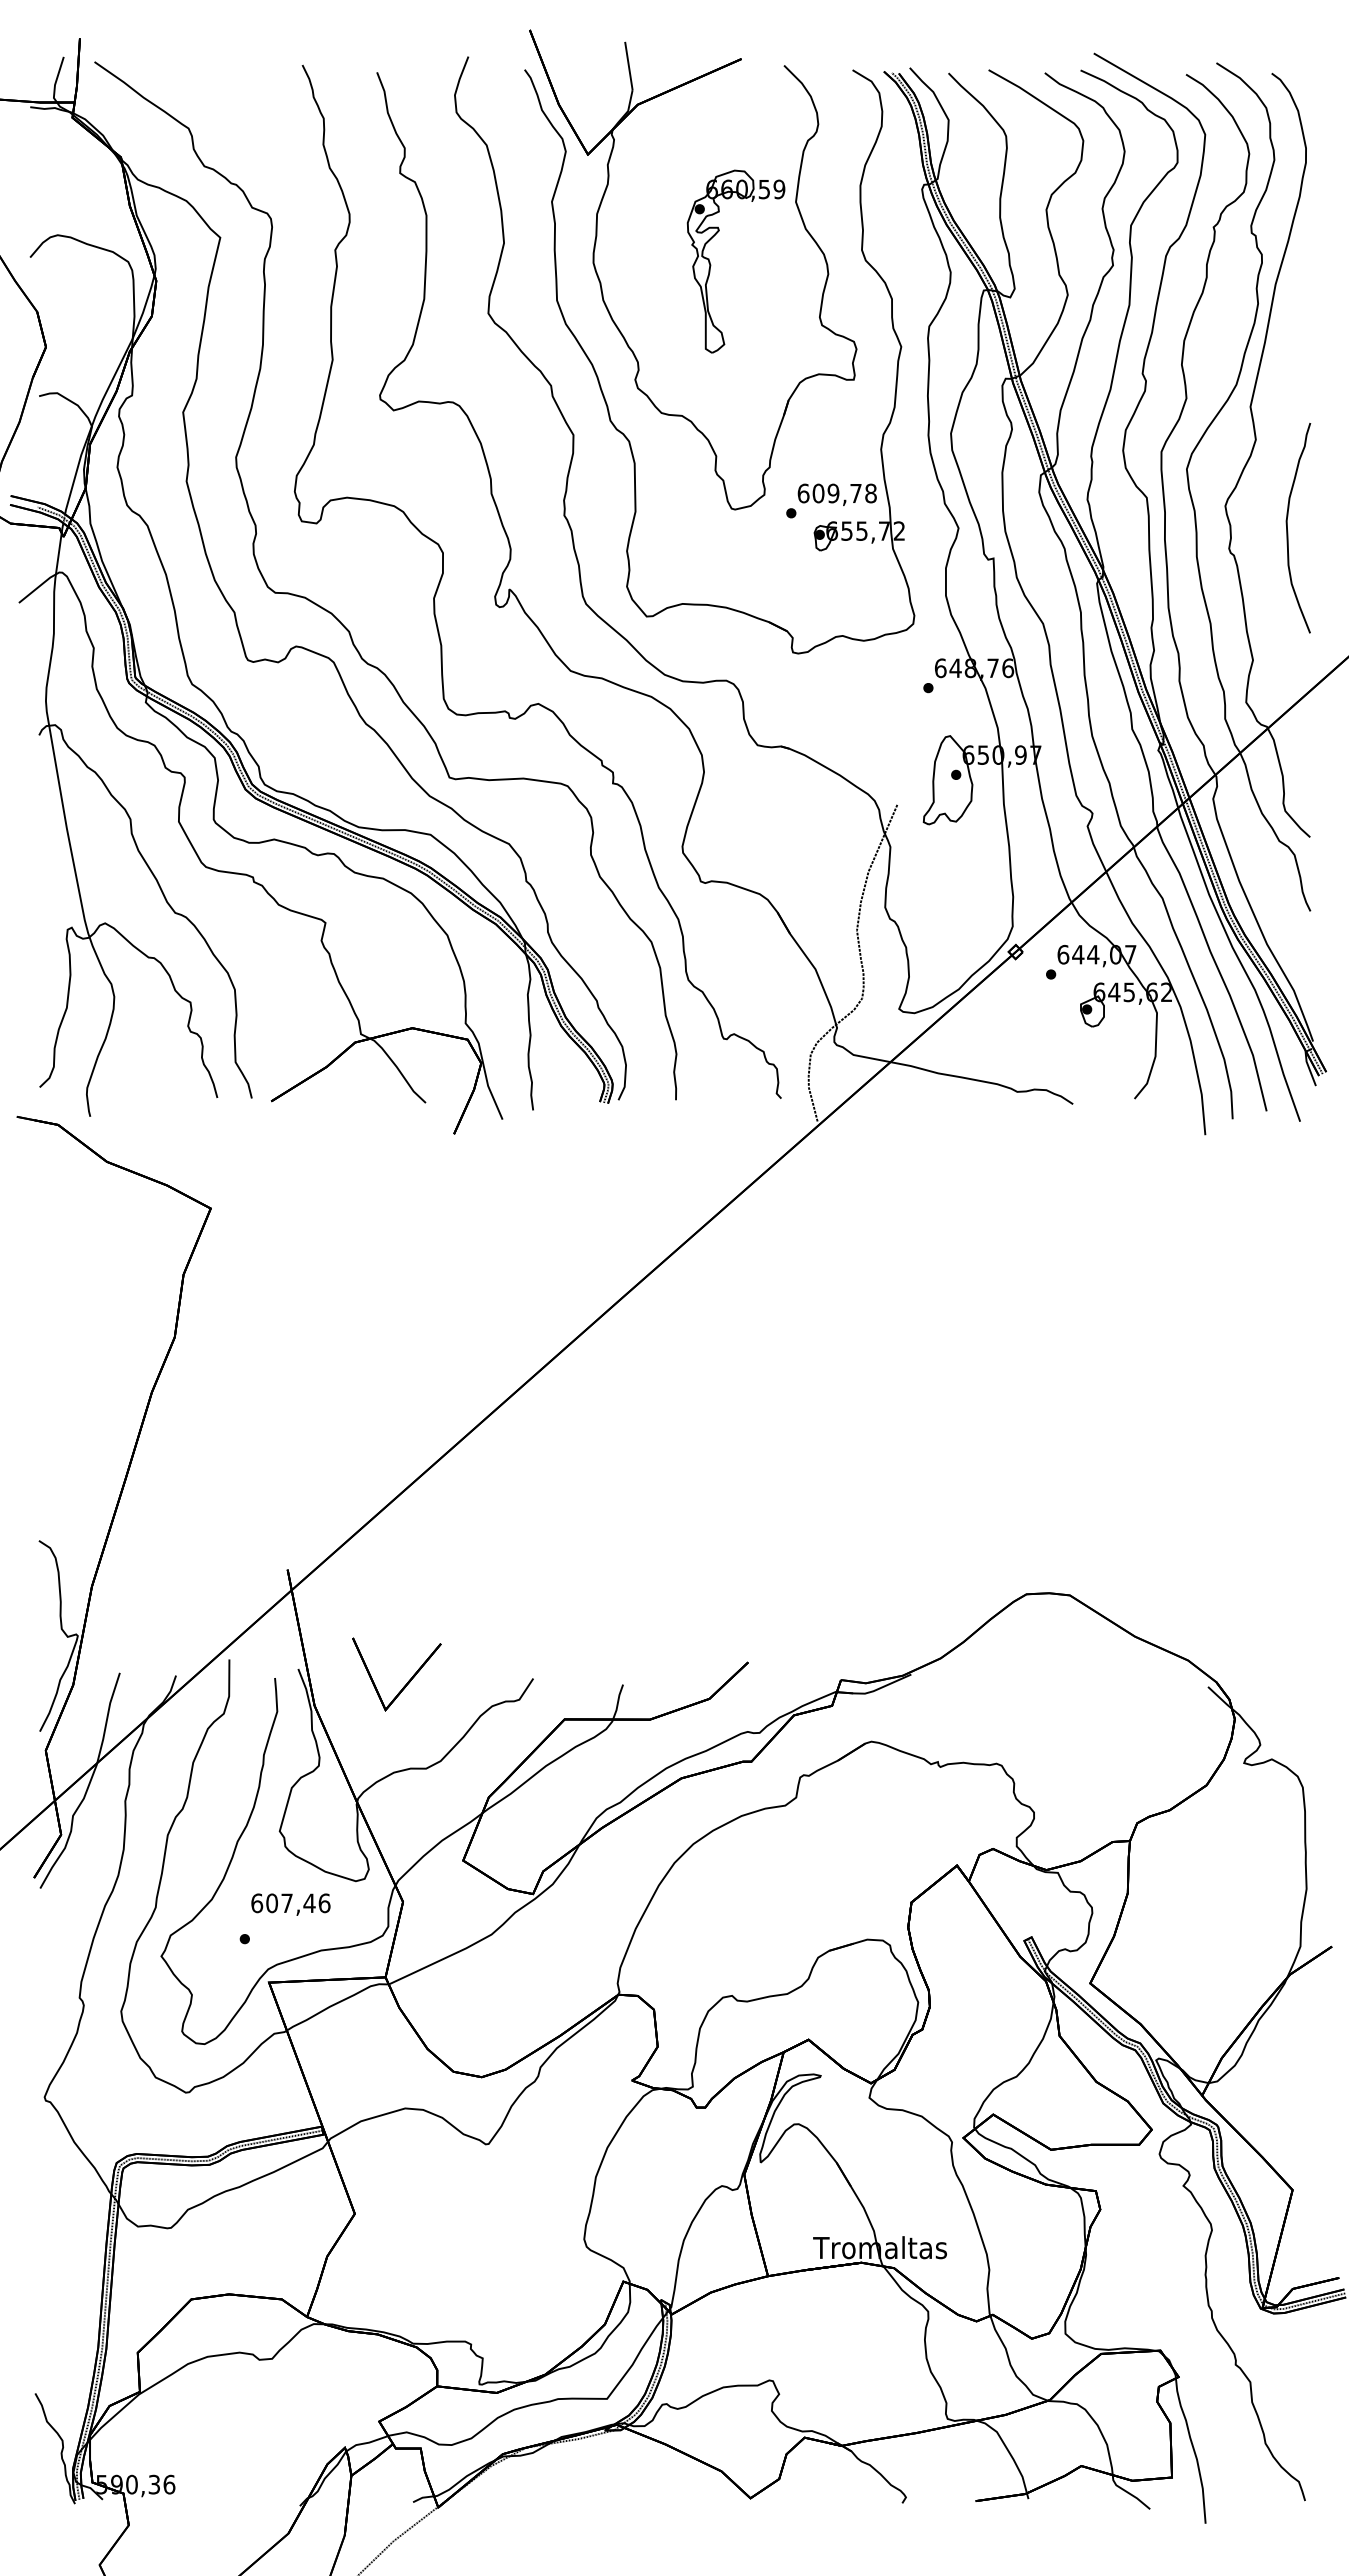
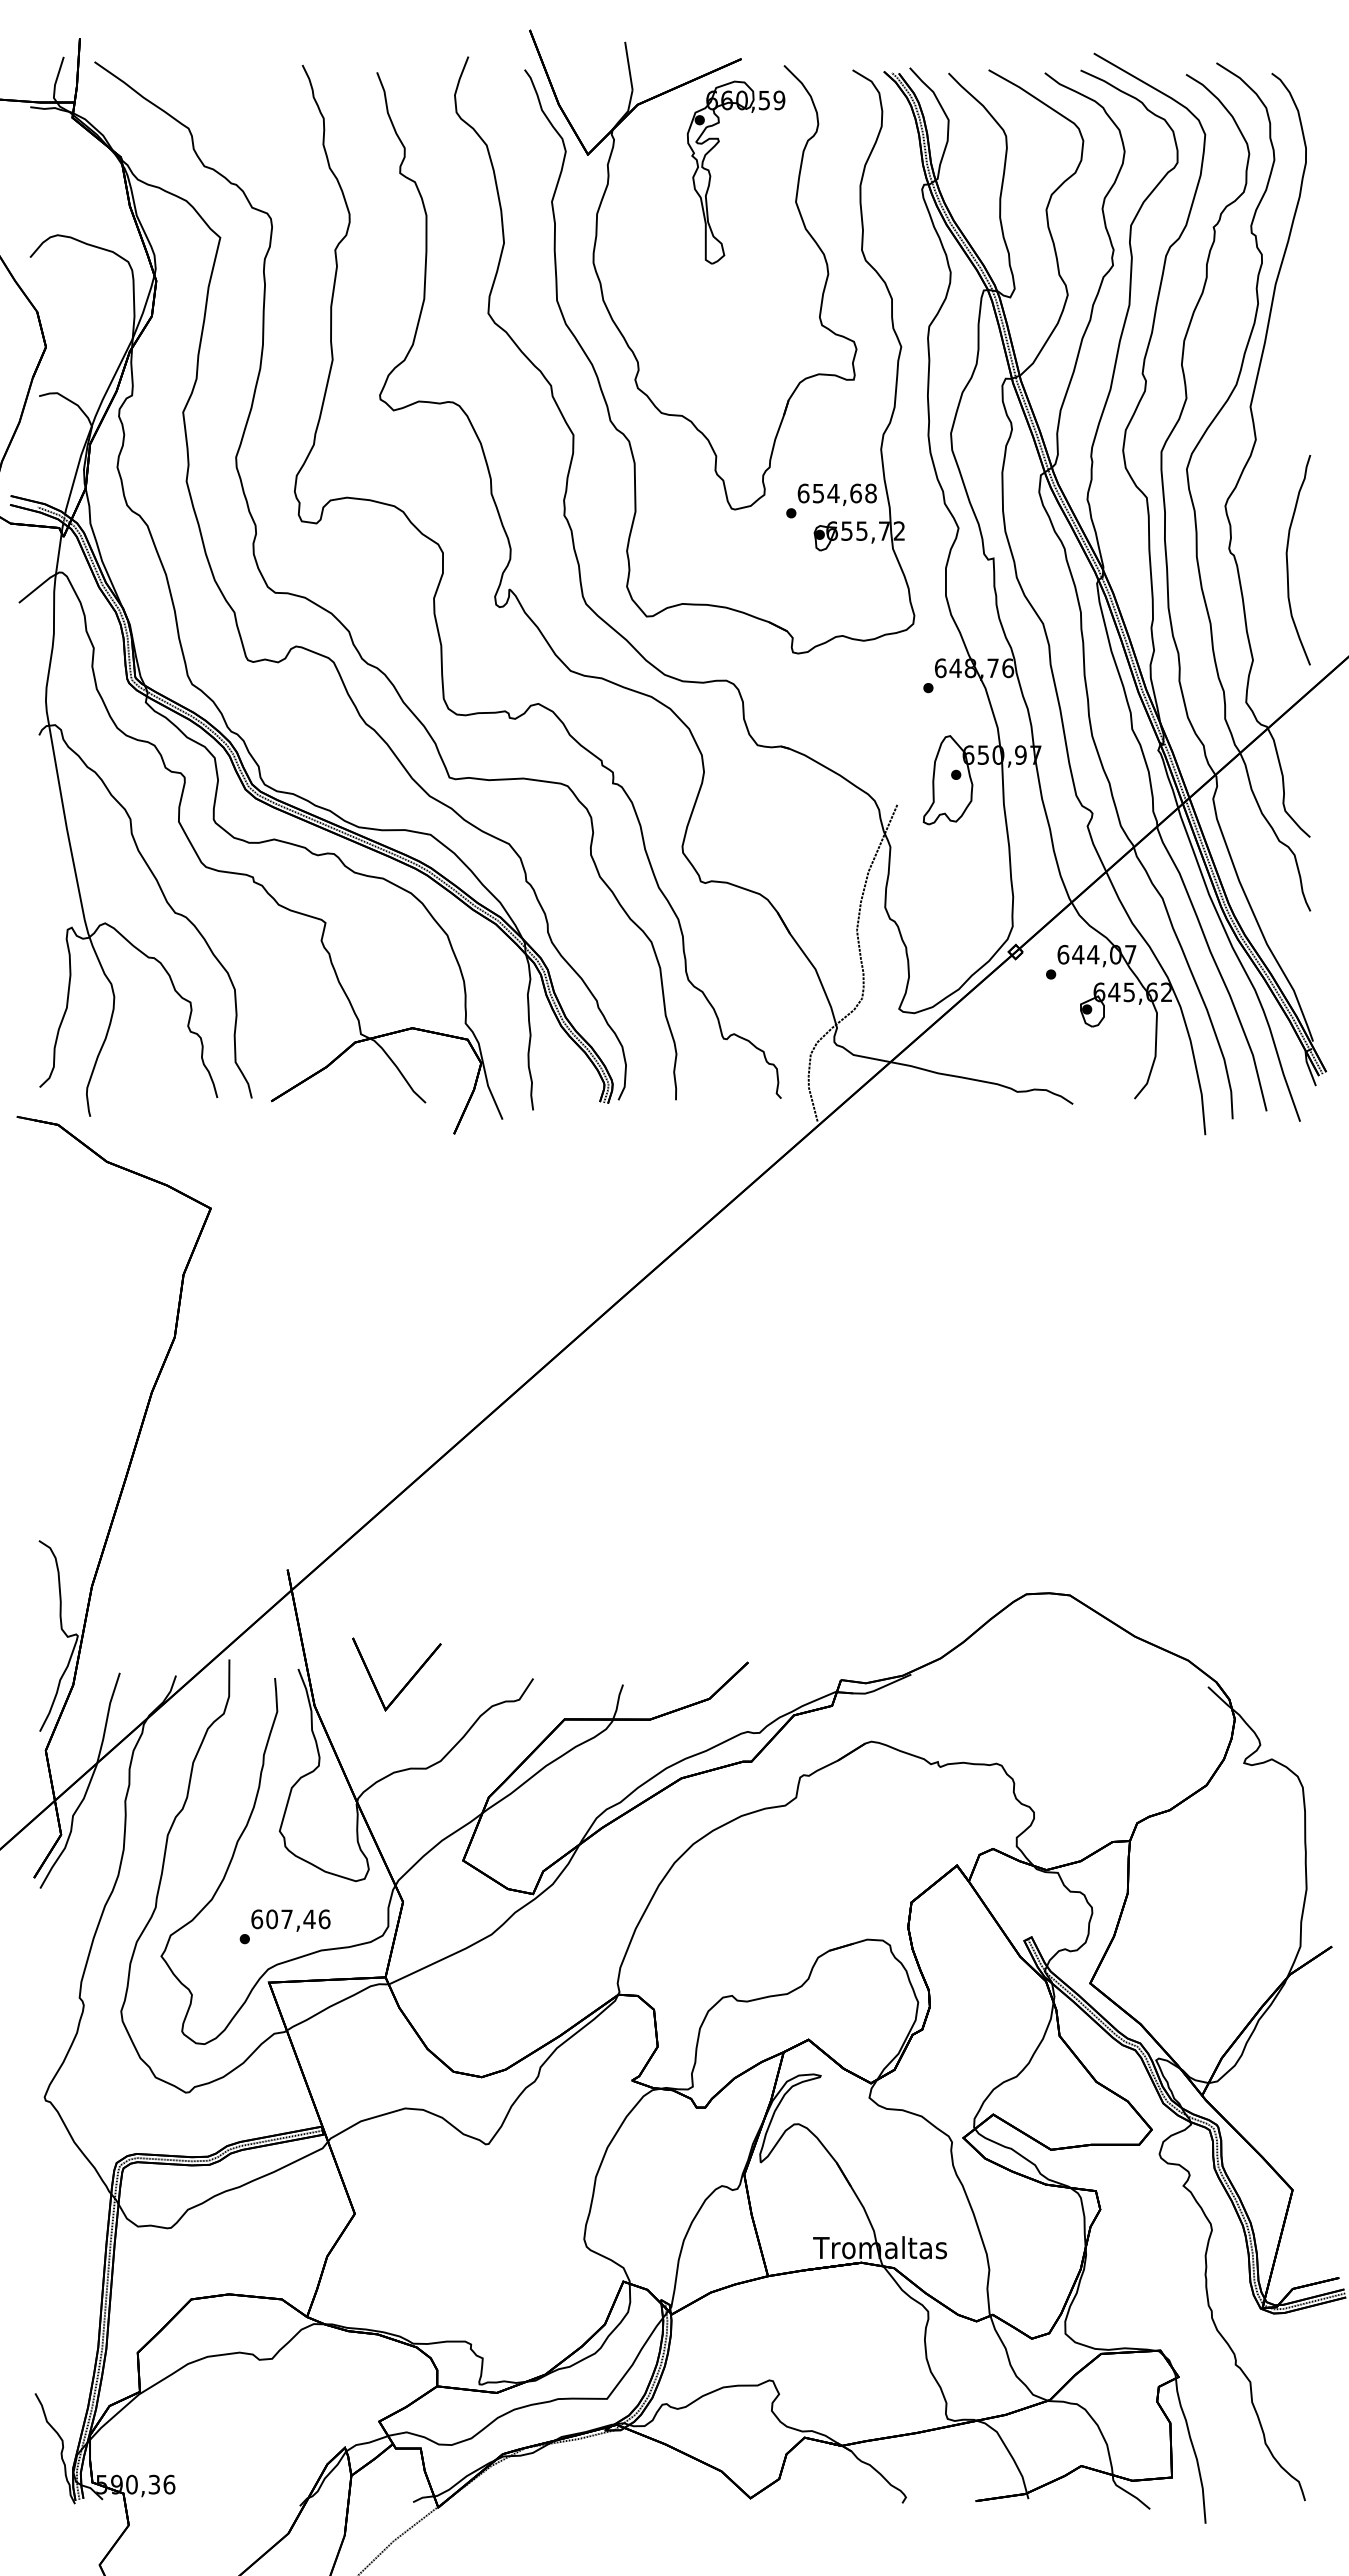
part position: (711, 264) -> (711, 175) (711, 175)
text: 609,78 -> 654,68 (836, 493)
part position: (1288, 531) -> (1288, 563) (1288, 563)
text position: (290, 1904) -> (290, 1920) (290, 1920)
